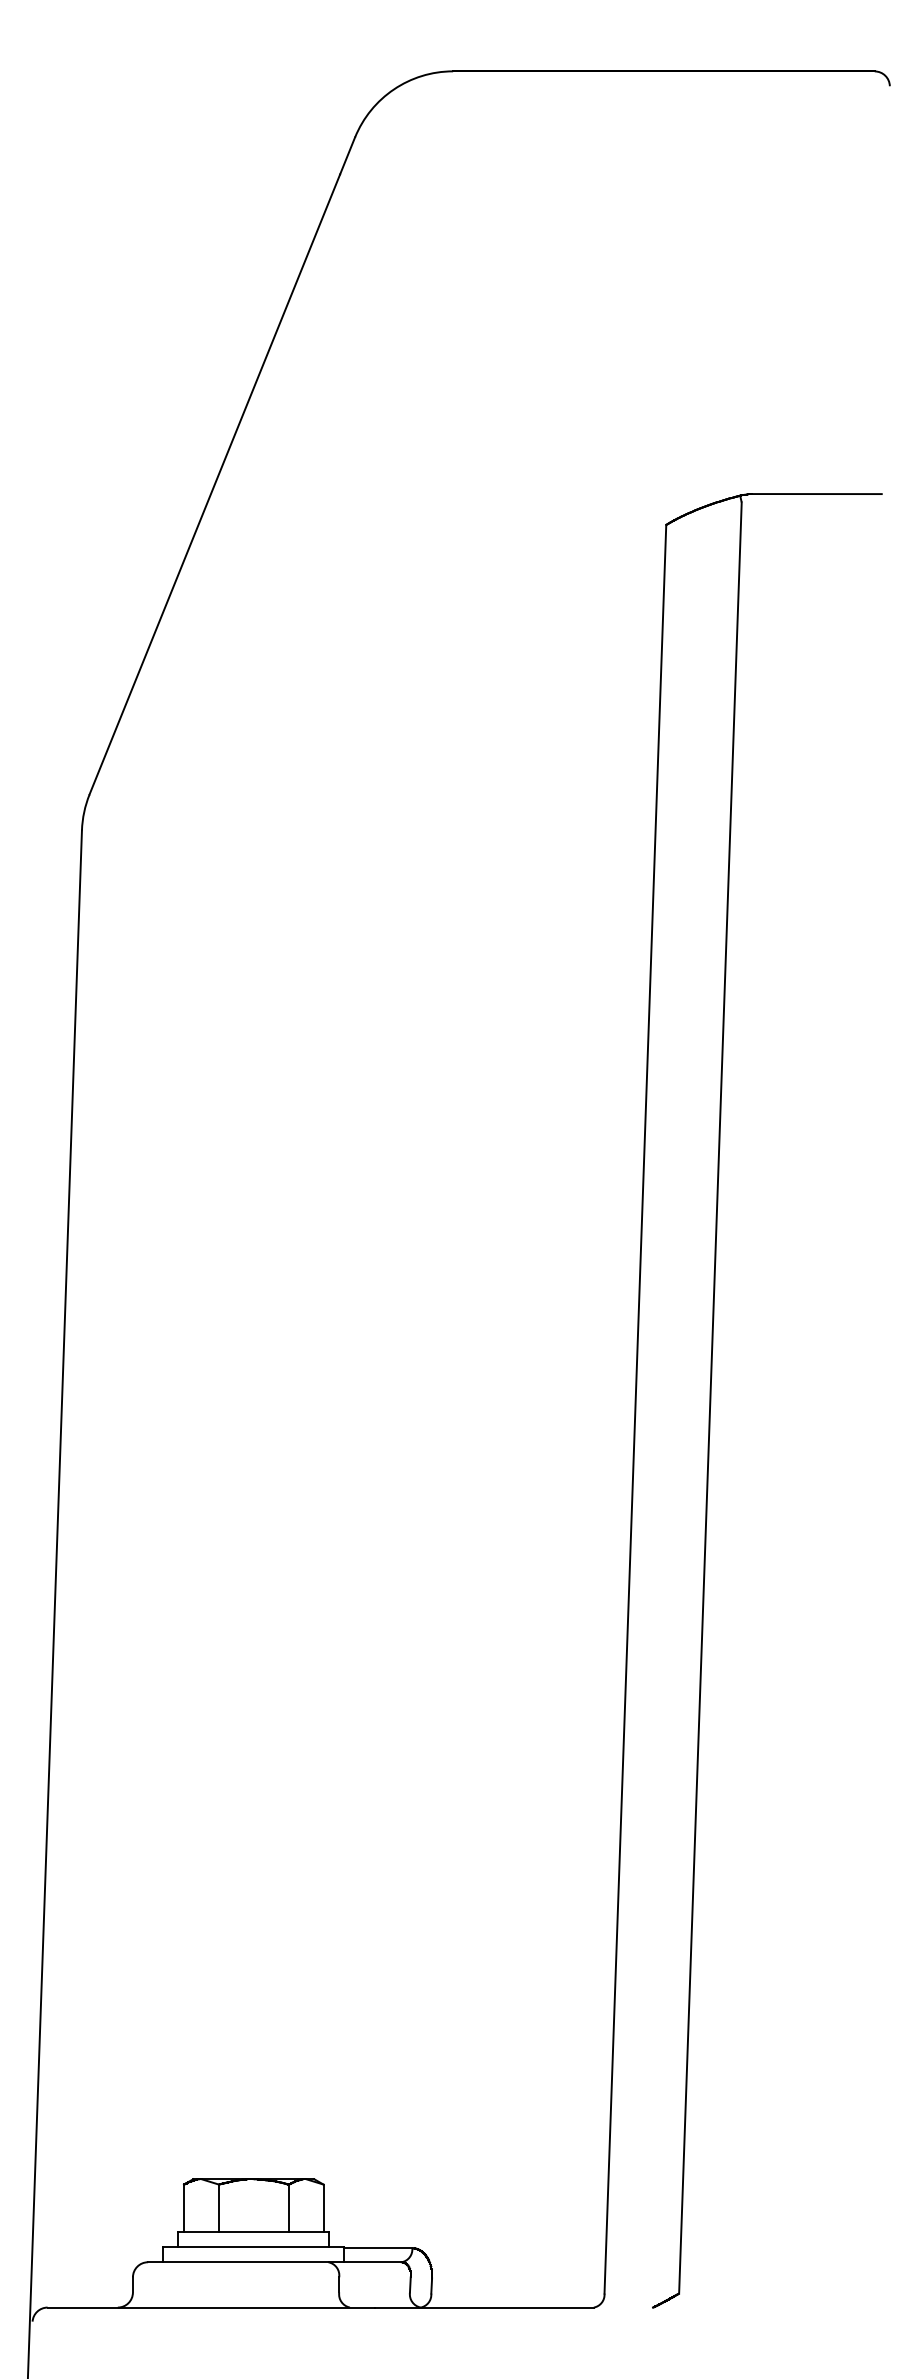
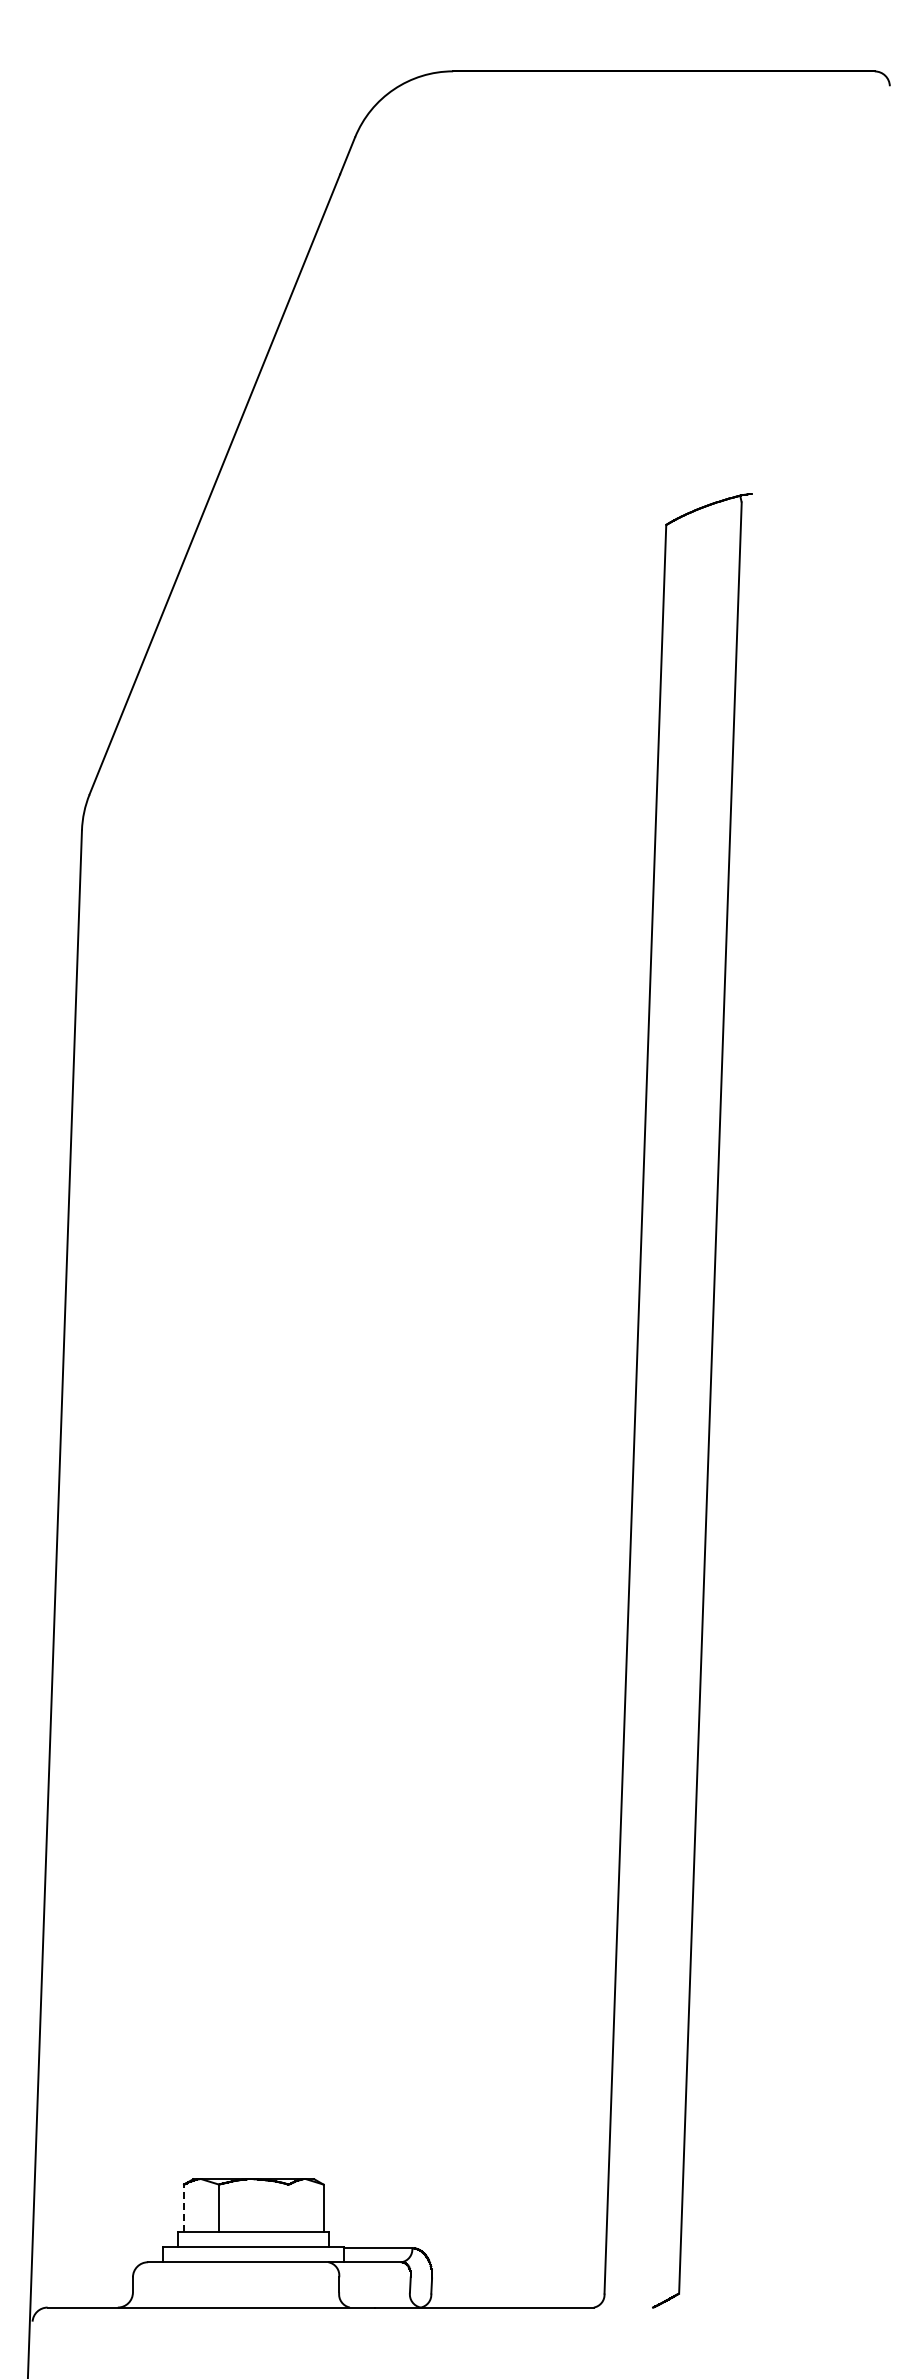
line: present -> none (816, 494)
line: solid -> dashed (184, 2208)
line: present -> none (288, 2208)
